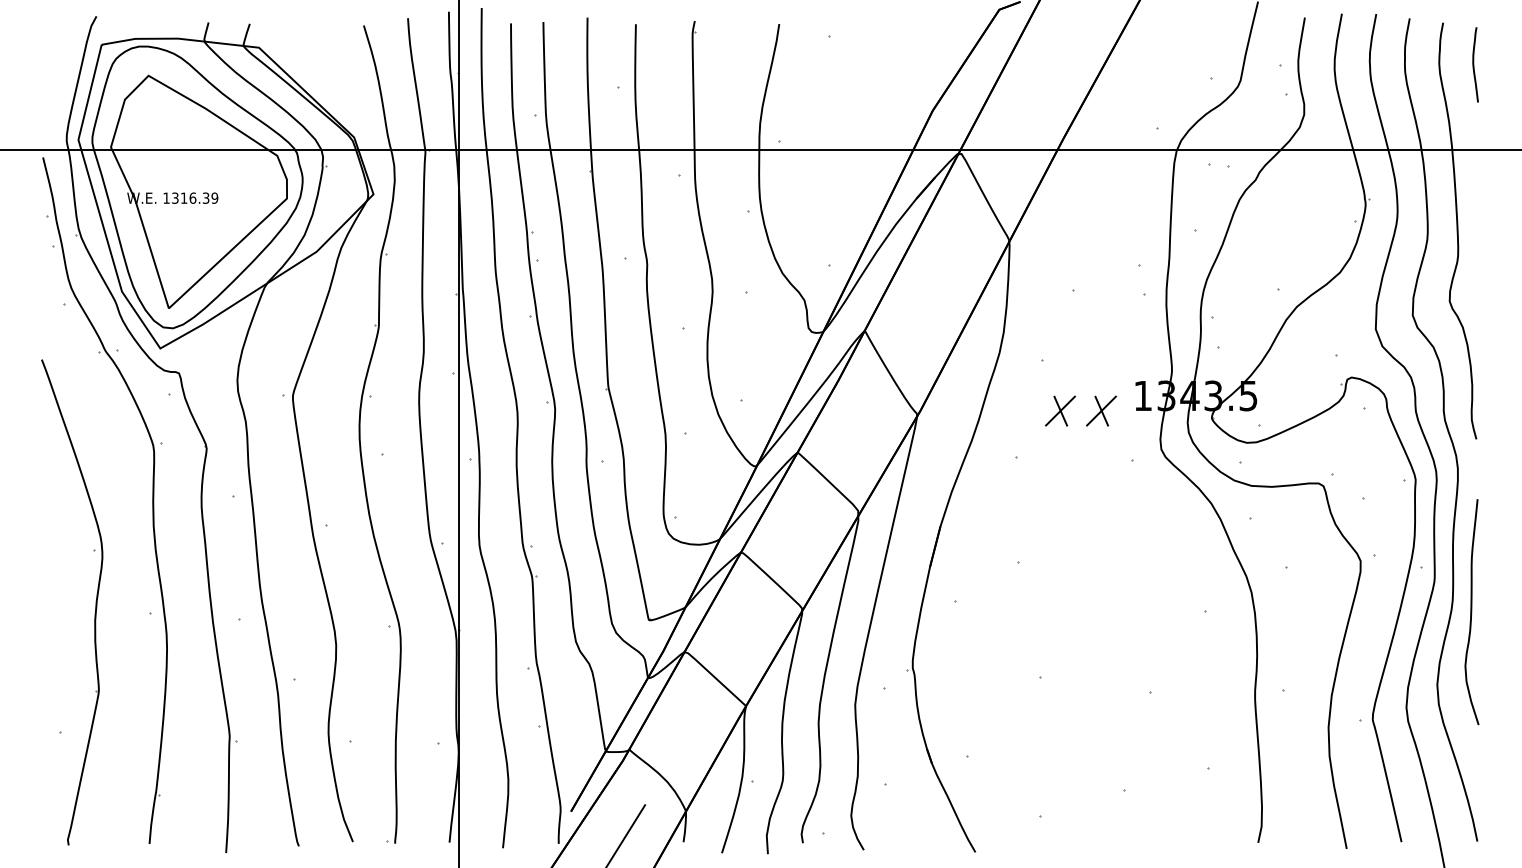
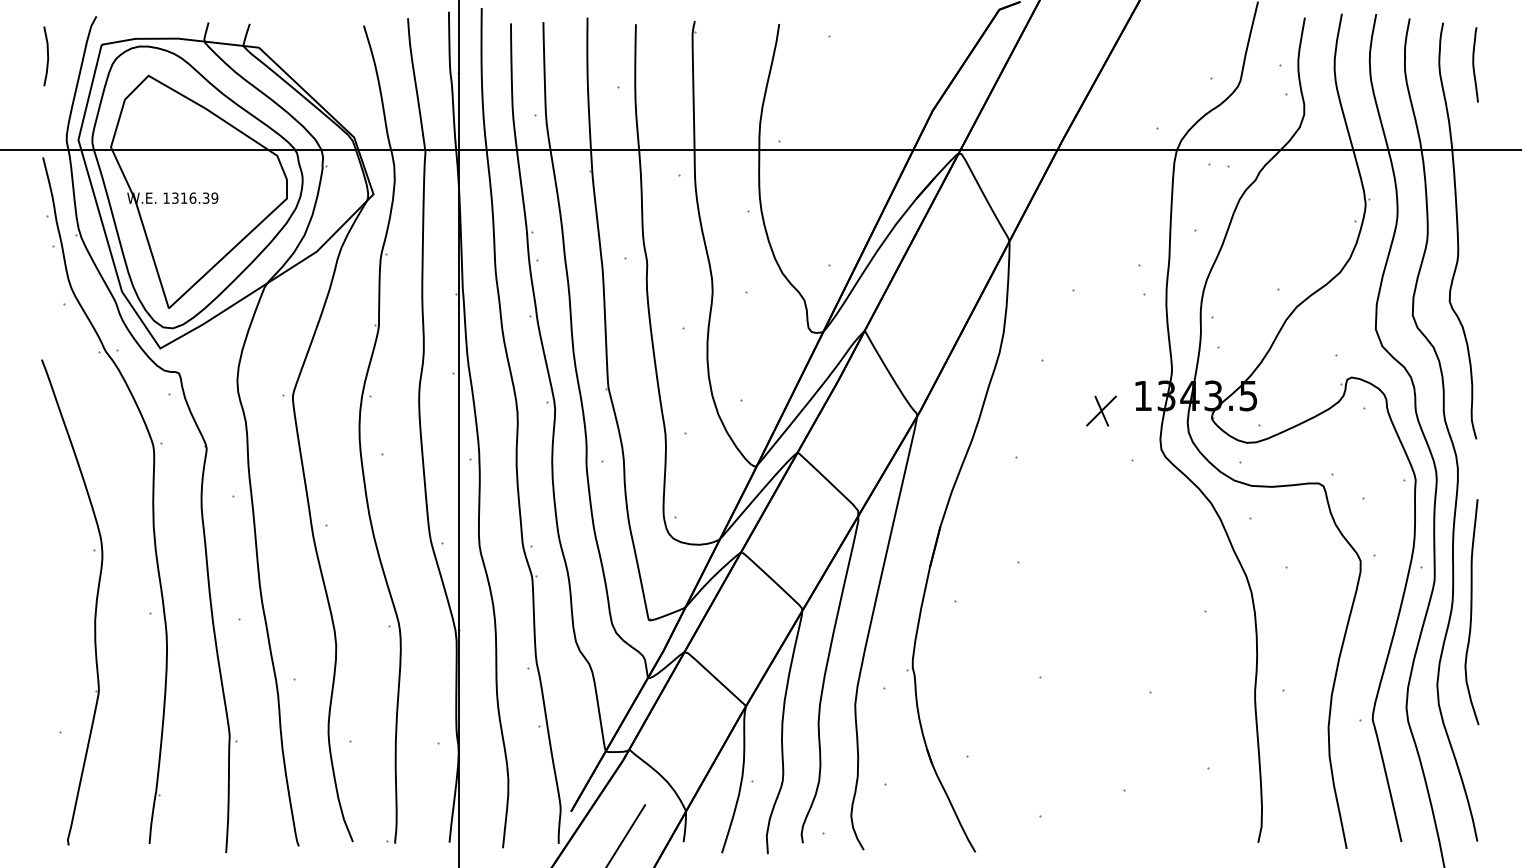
line: none -> present (47, 56)
part: present -> none (1060, 410)
